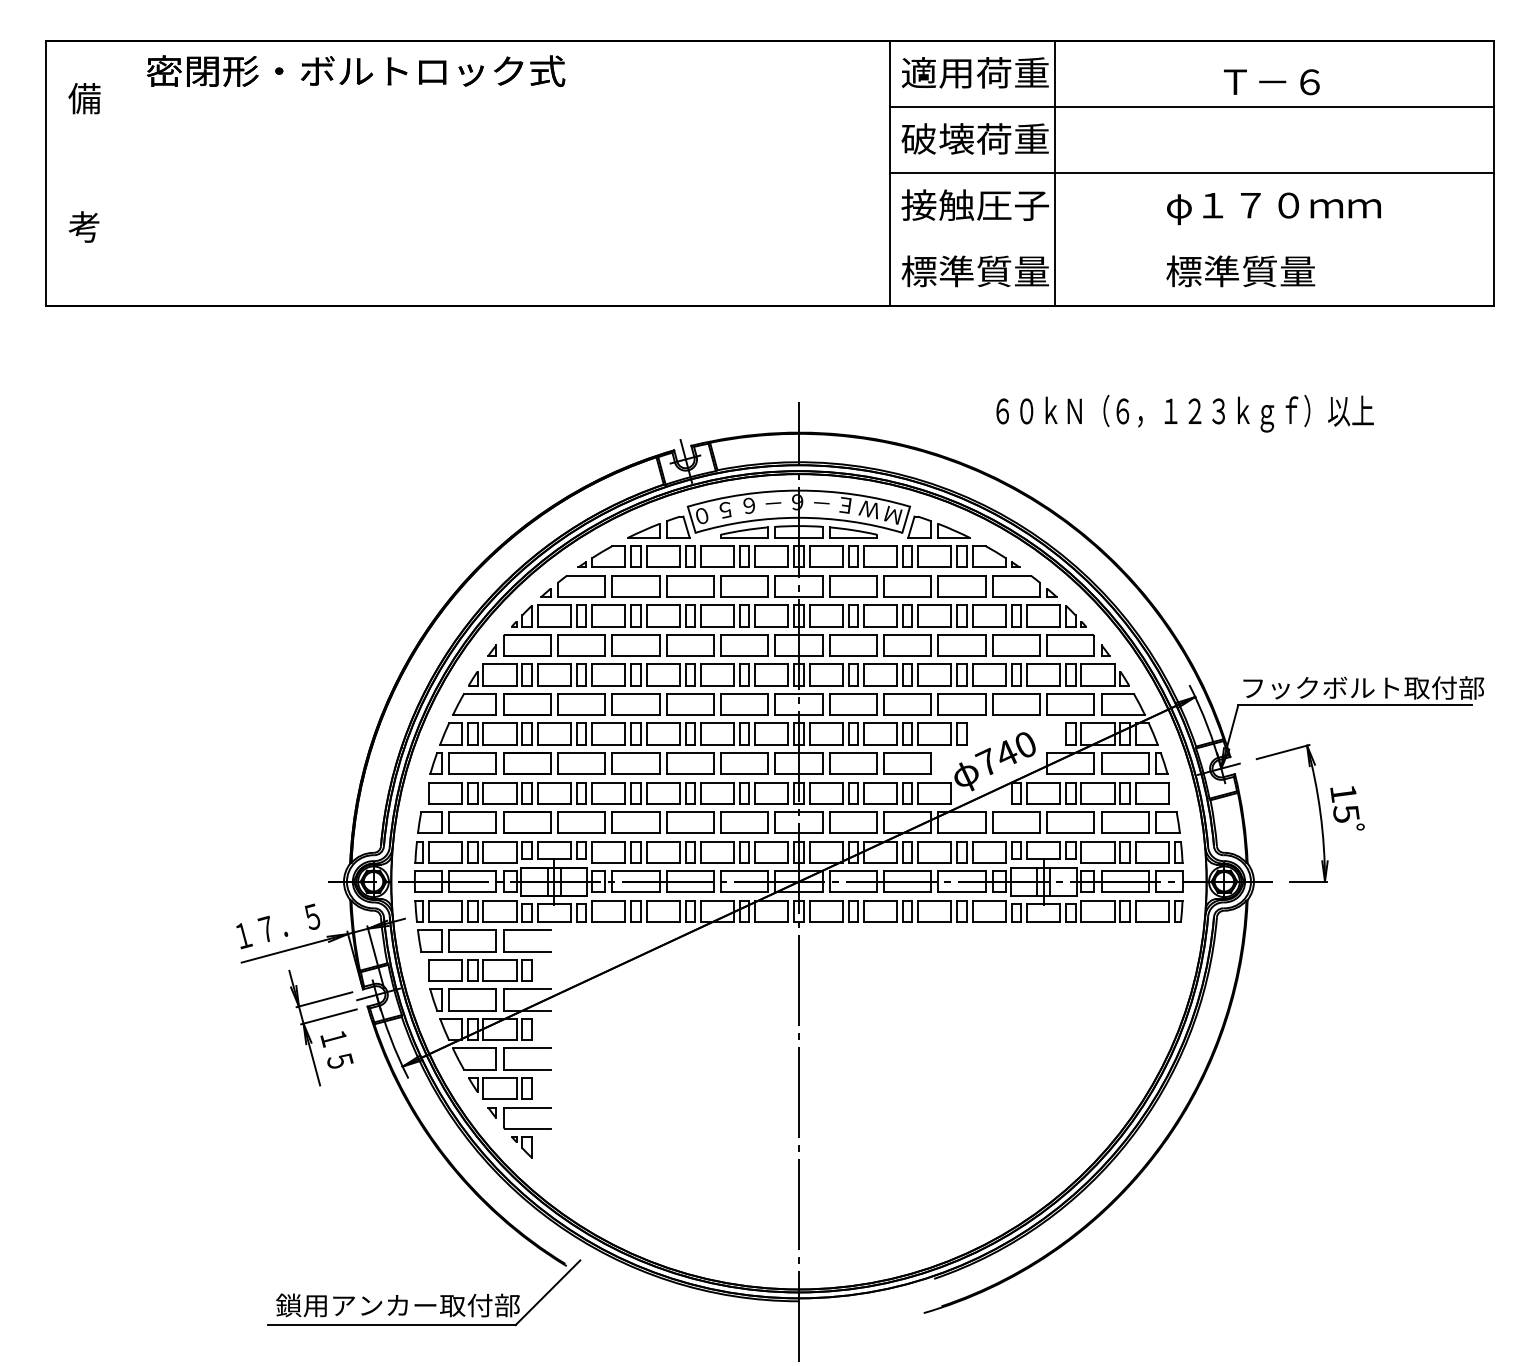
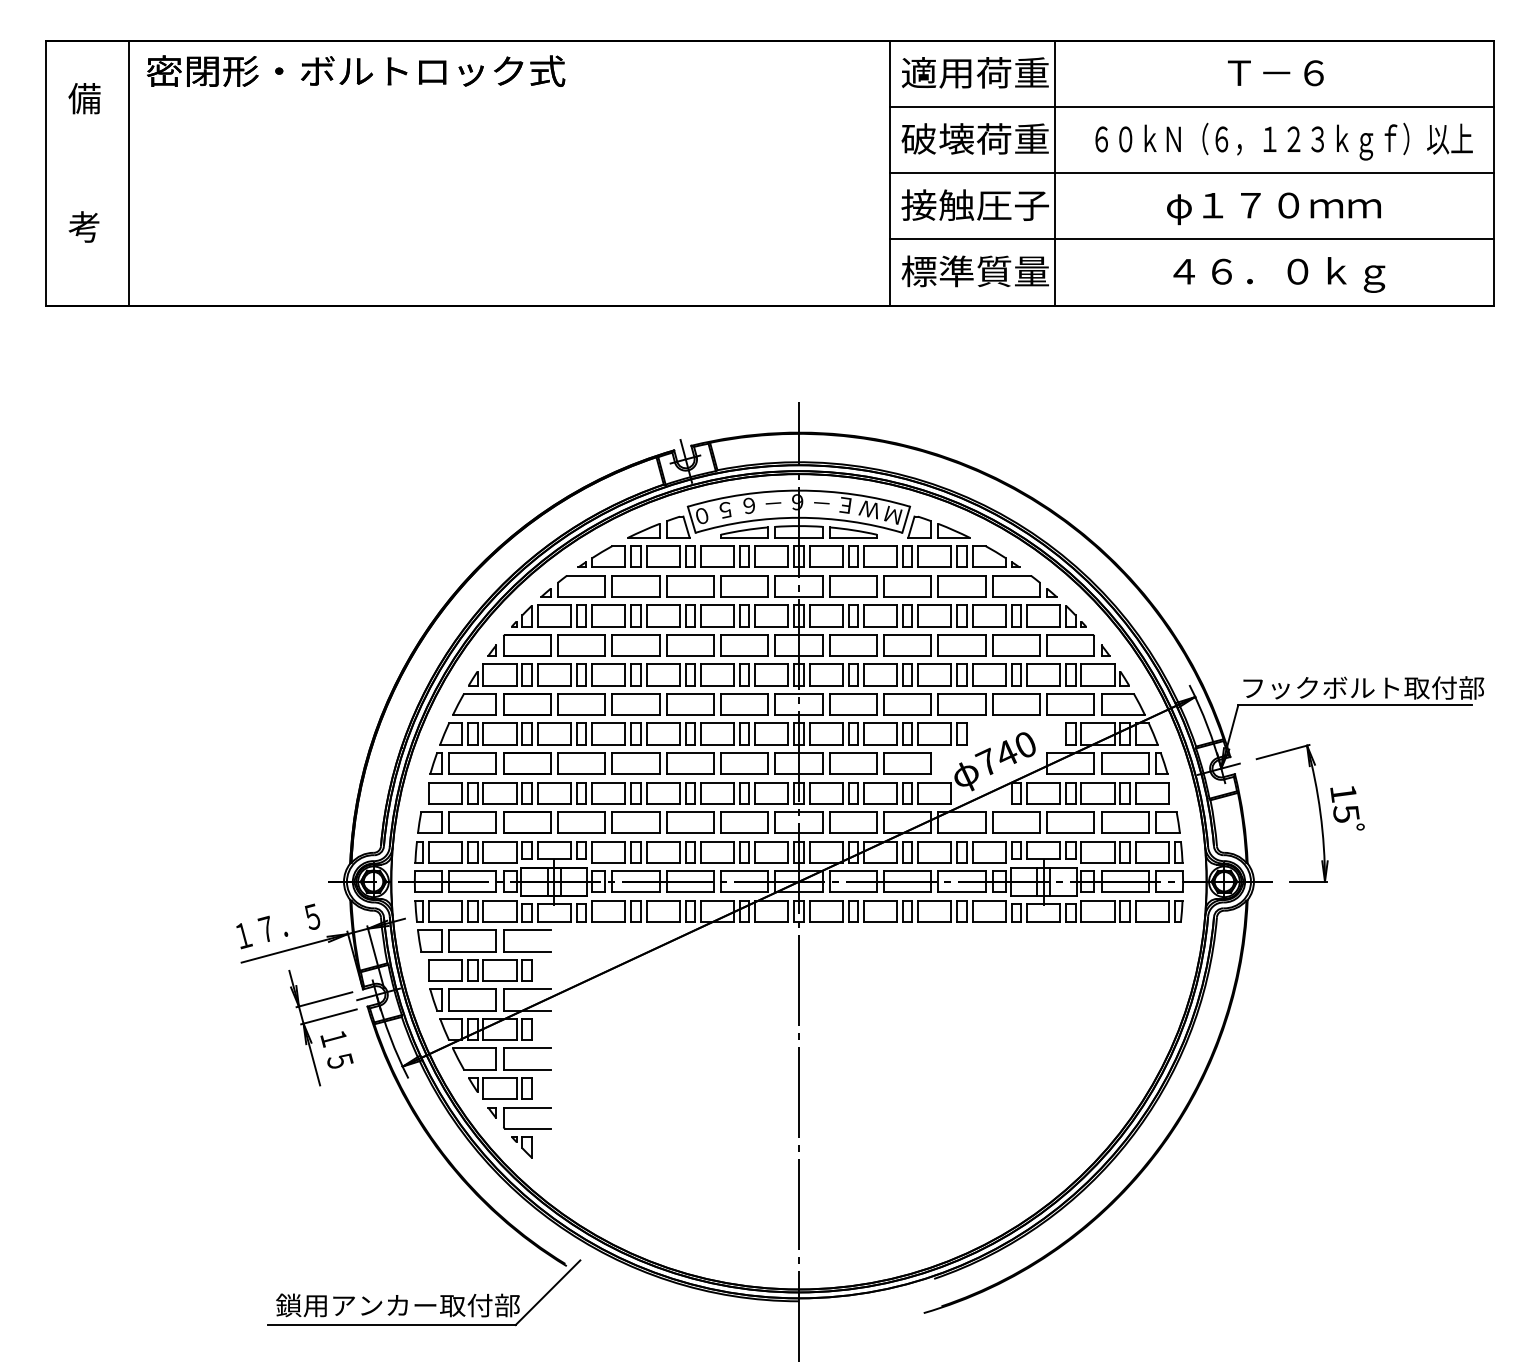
text position: (1271, 82) -> (1275, 73) (1275, 73)
line: none -> present (128, 172)
line: none -> present (1191, 239)
text: 標準質量 -> ４６．０ｋｇ (1275, 273)
text position: (1184, 413) -> (1283, 141) (1283, 141)
